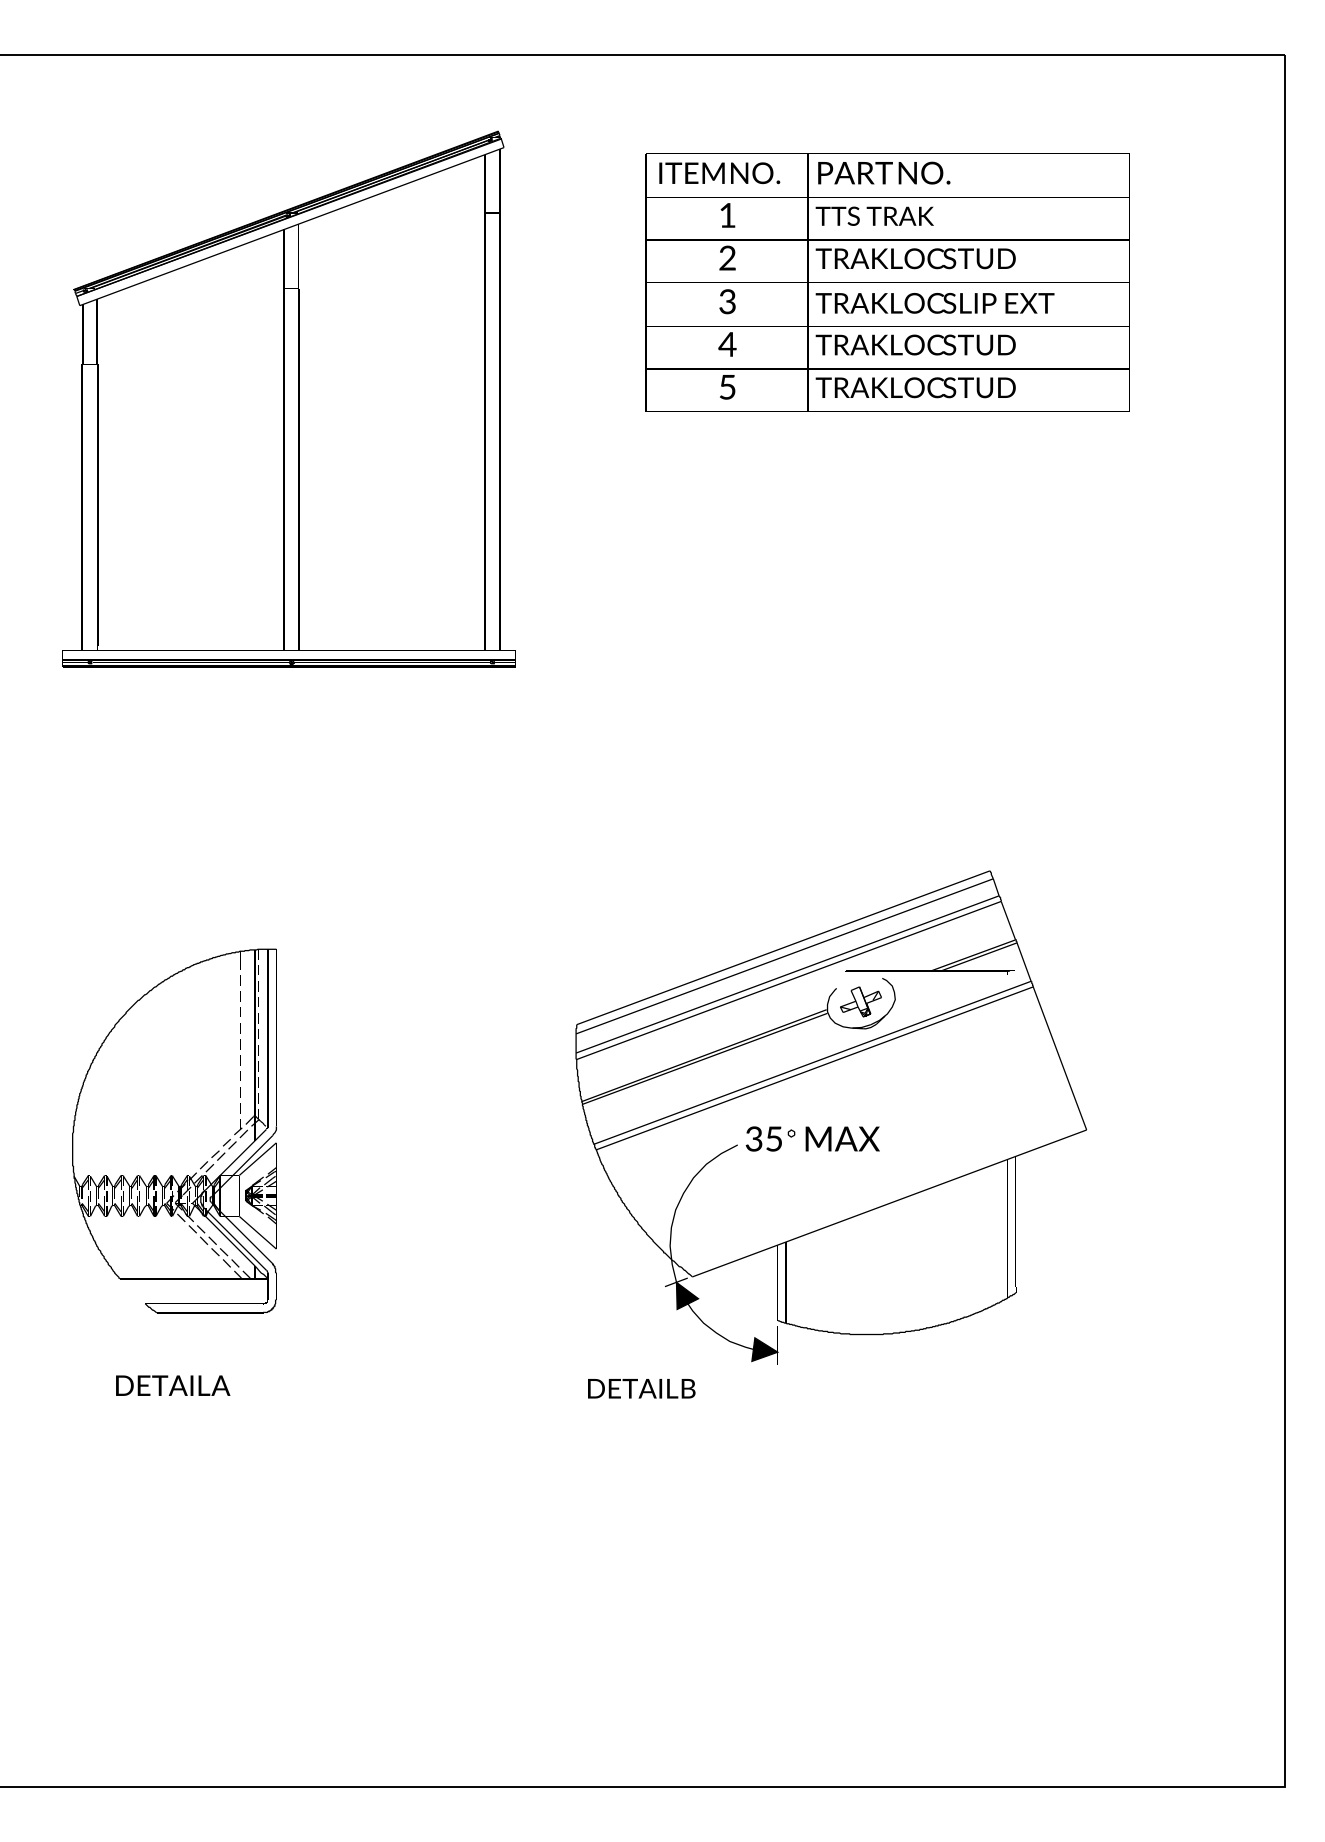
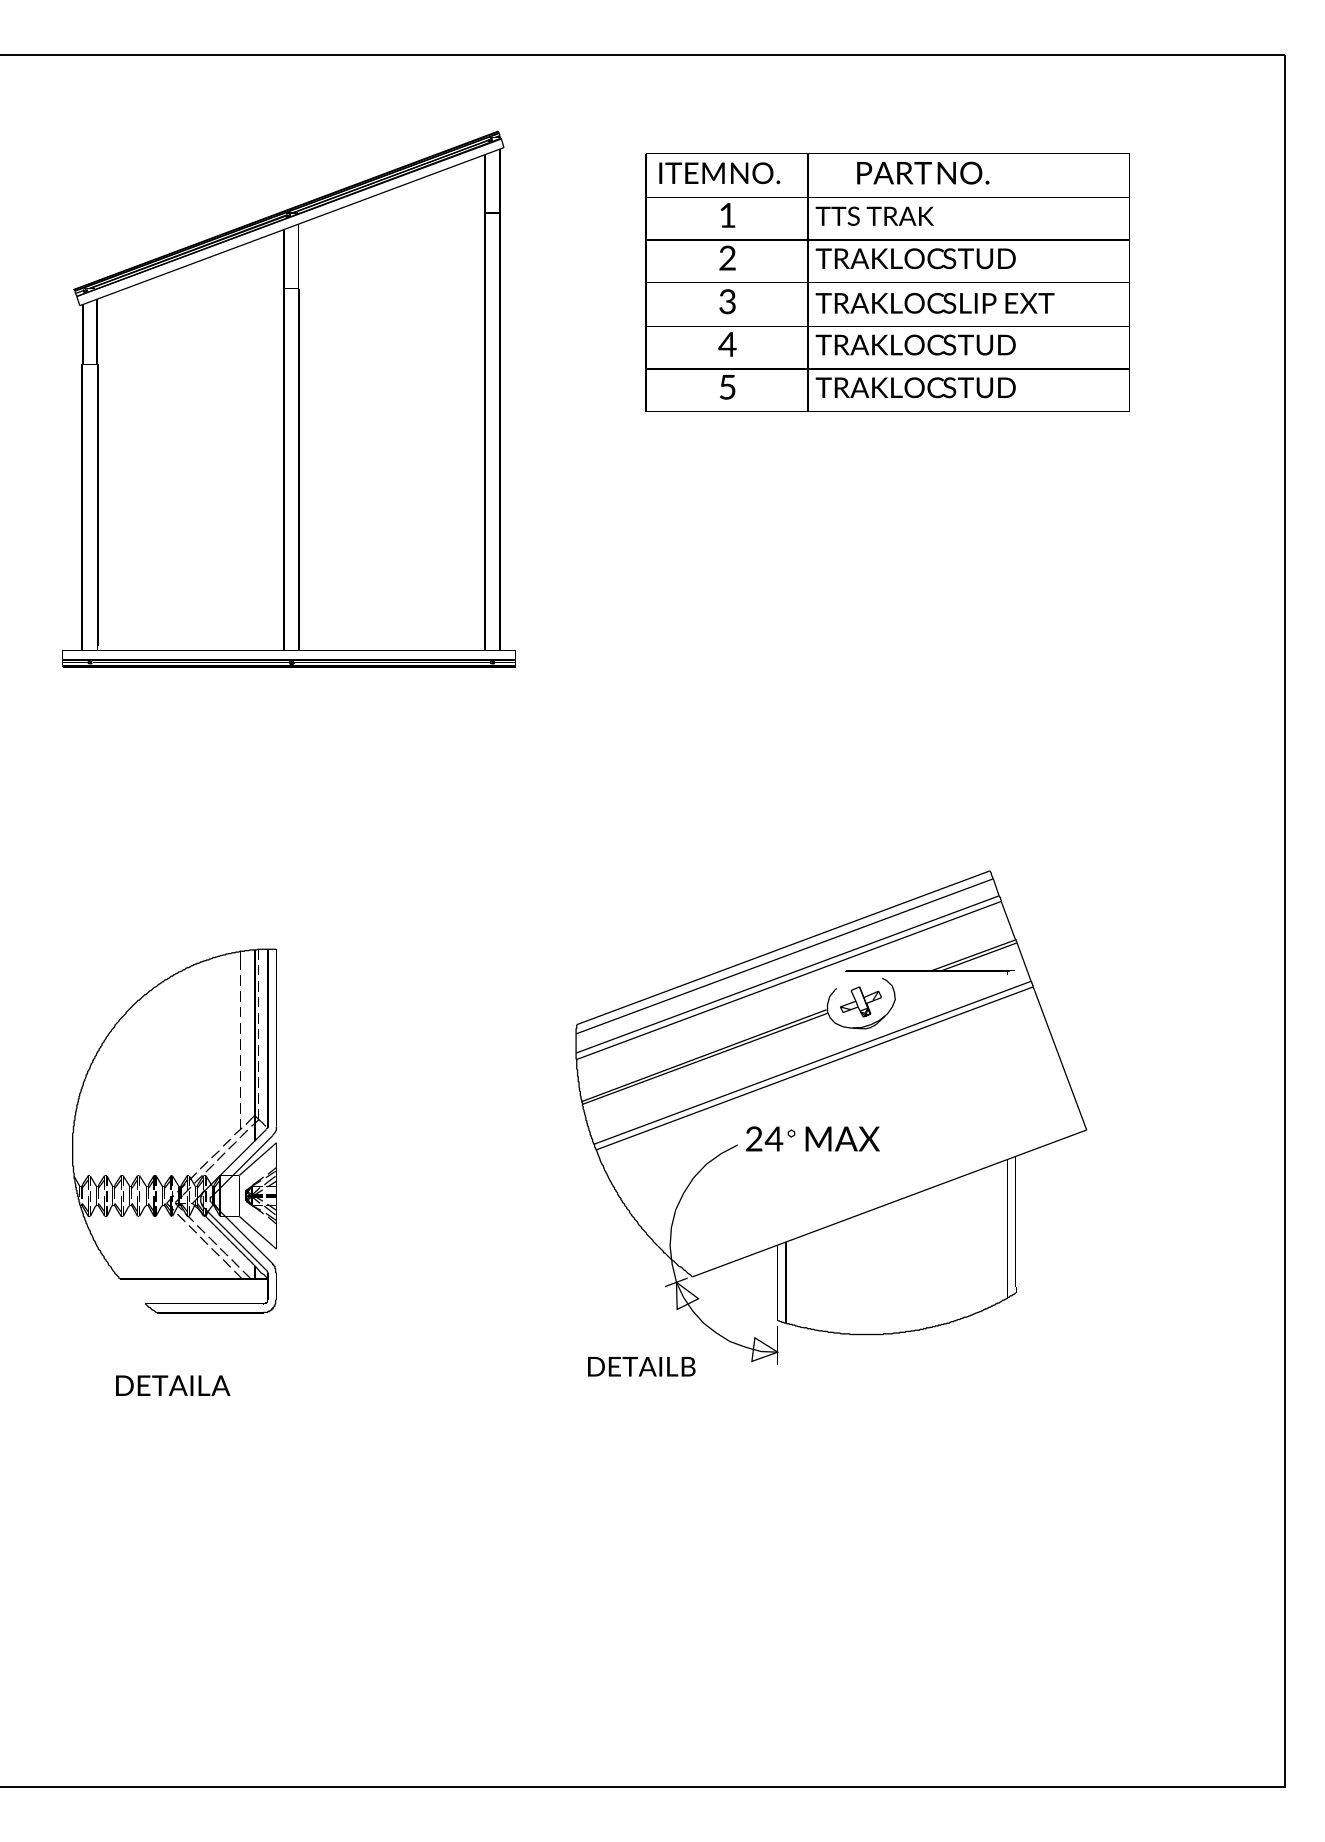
text position: (884, 172) -> (923, 172) (923, 172)
text: 35 -> 24 (764, 1138)
fill: present -> none (687, 1295)
fill: present -> none (764, 1349)
text position: (641, 1388) -> (641, 1366) (641, 1366)
